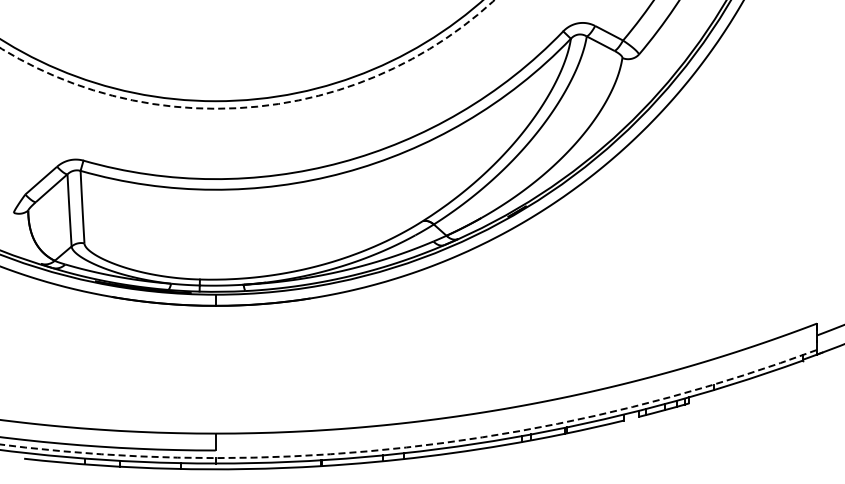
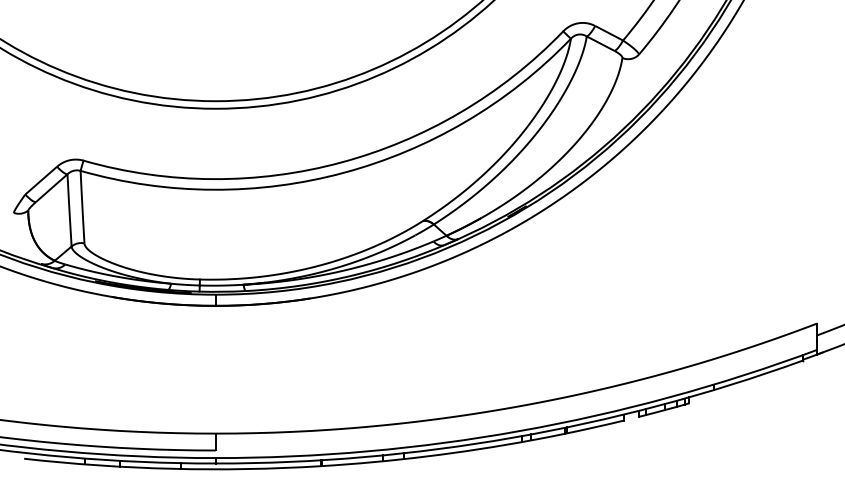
circle: dashed -> solid (247, 54)
arc: dashed -> solid (413, 446)
